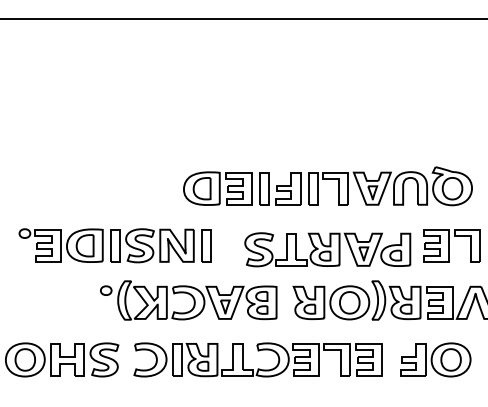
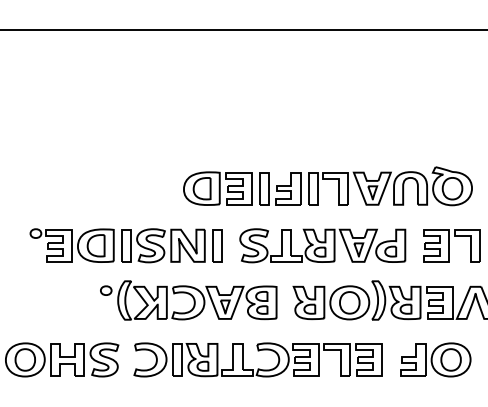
line position: (243, 19) -> (243, 30) (243, 30)
part position: (114, 245) -> (125, 245) (125, 245)
part position: (327, 249) -> (322, 245) (322, 245)
